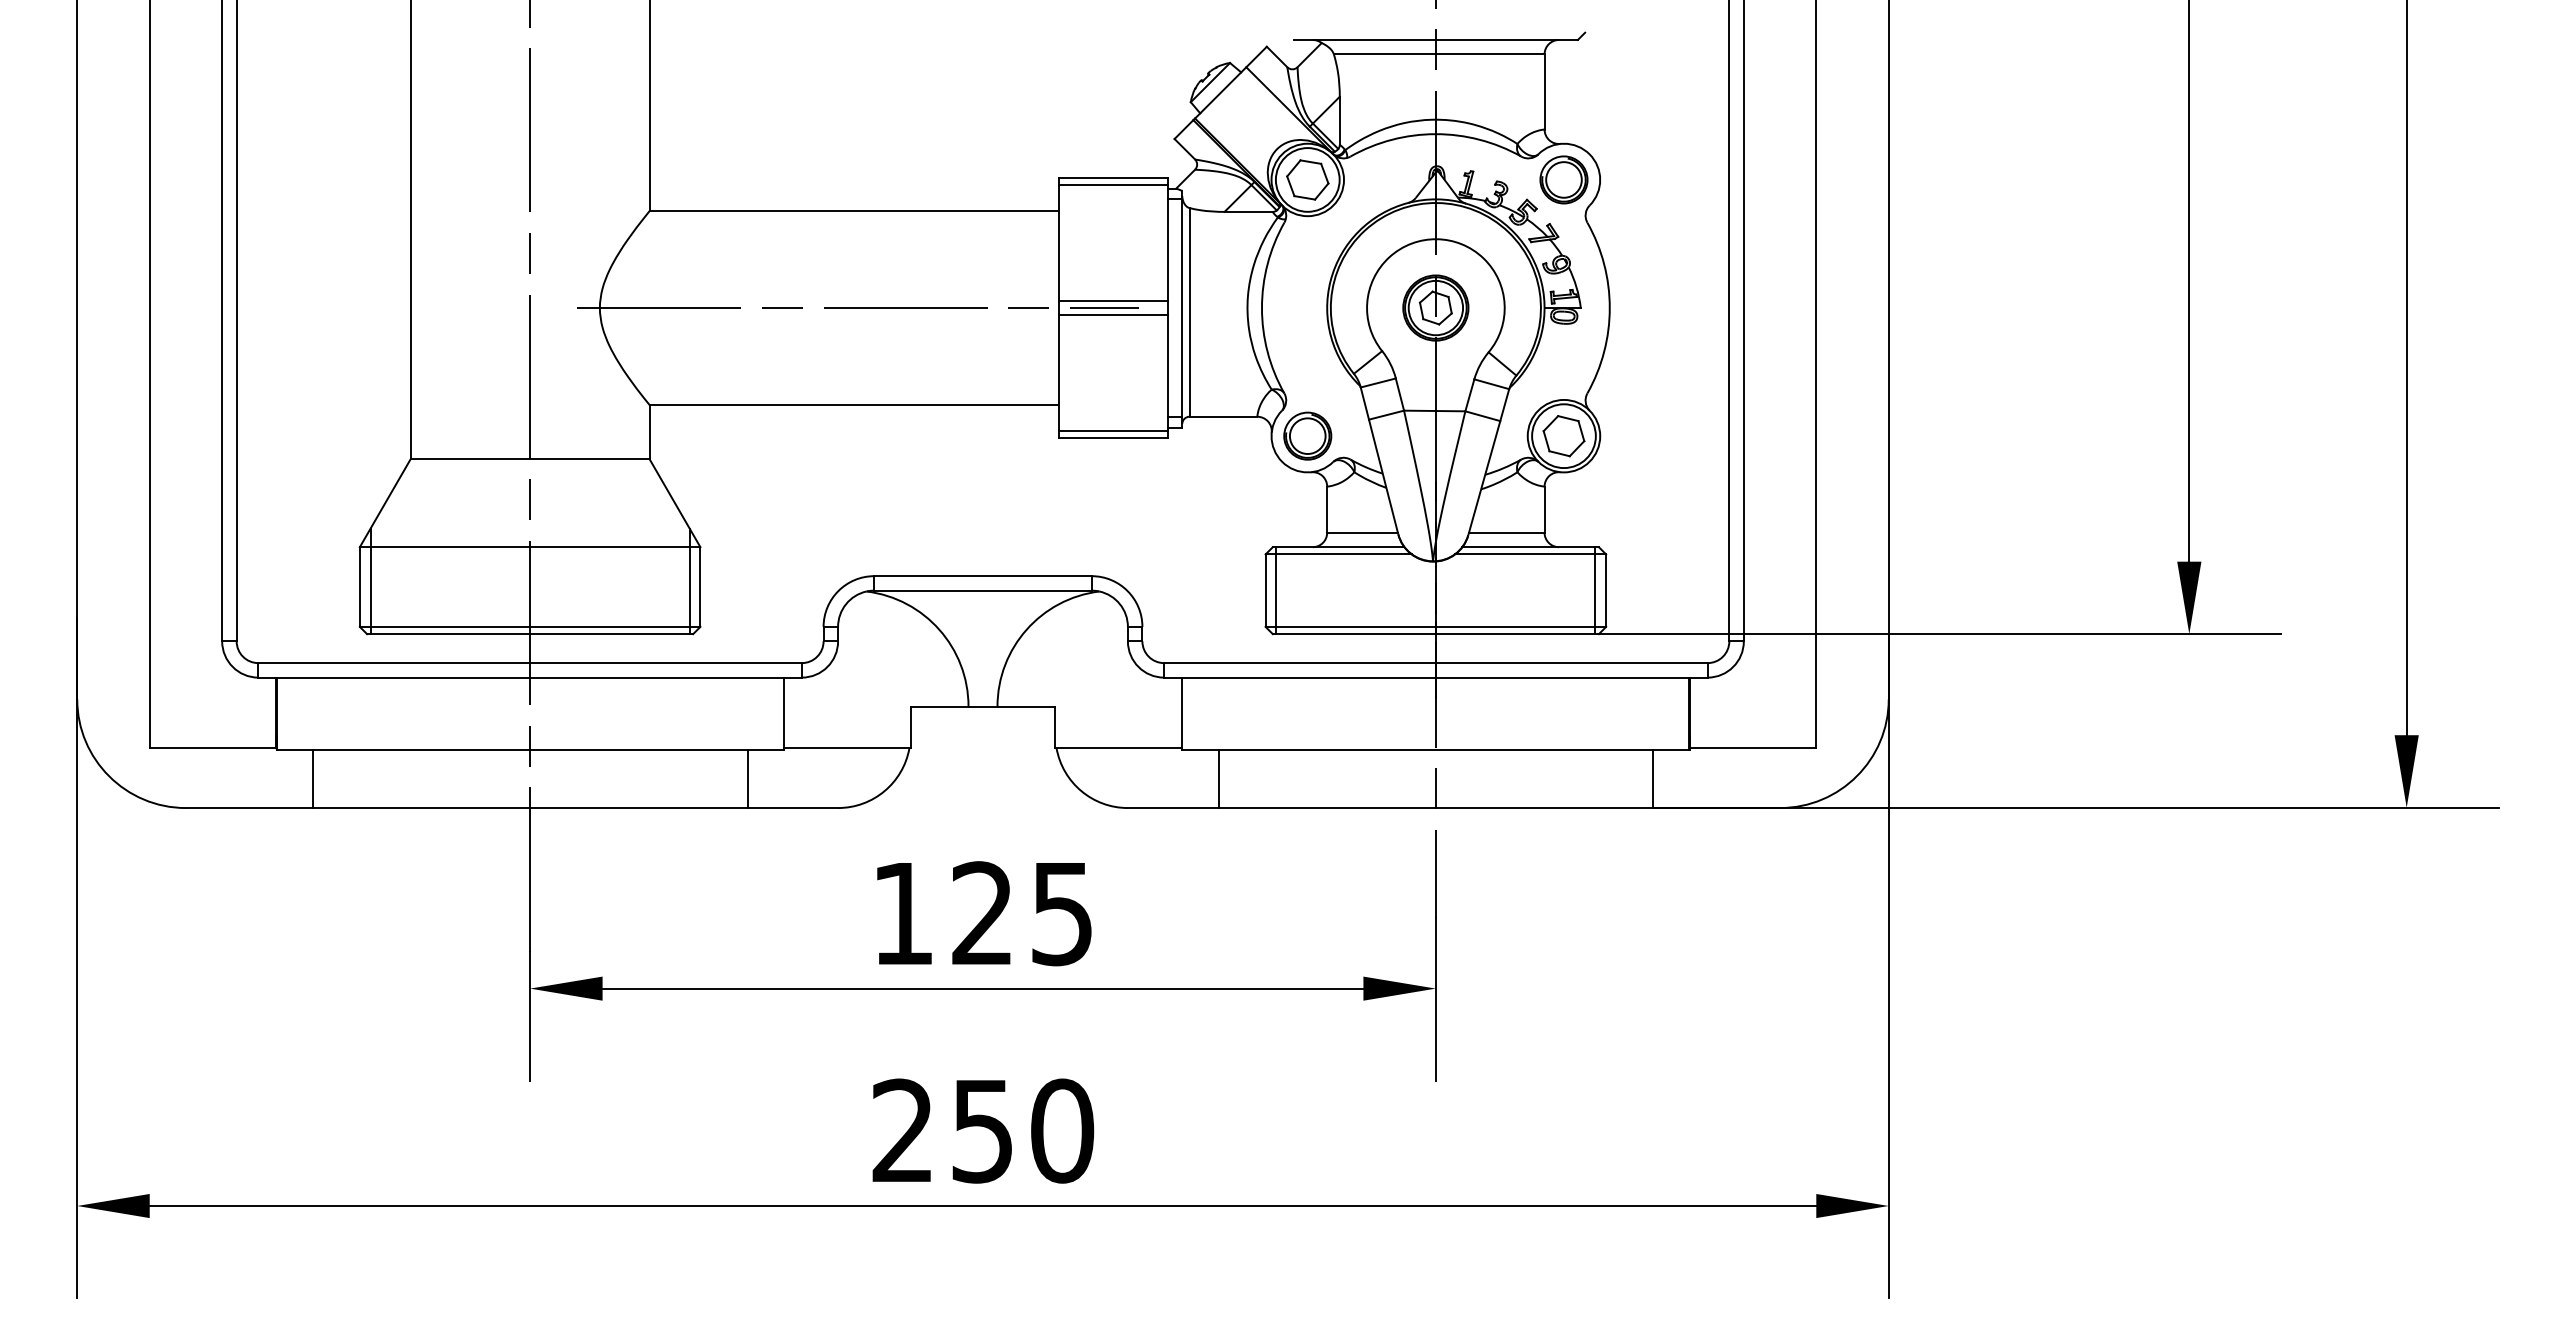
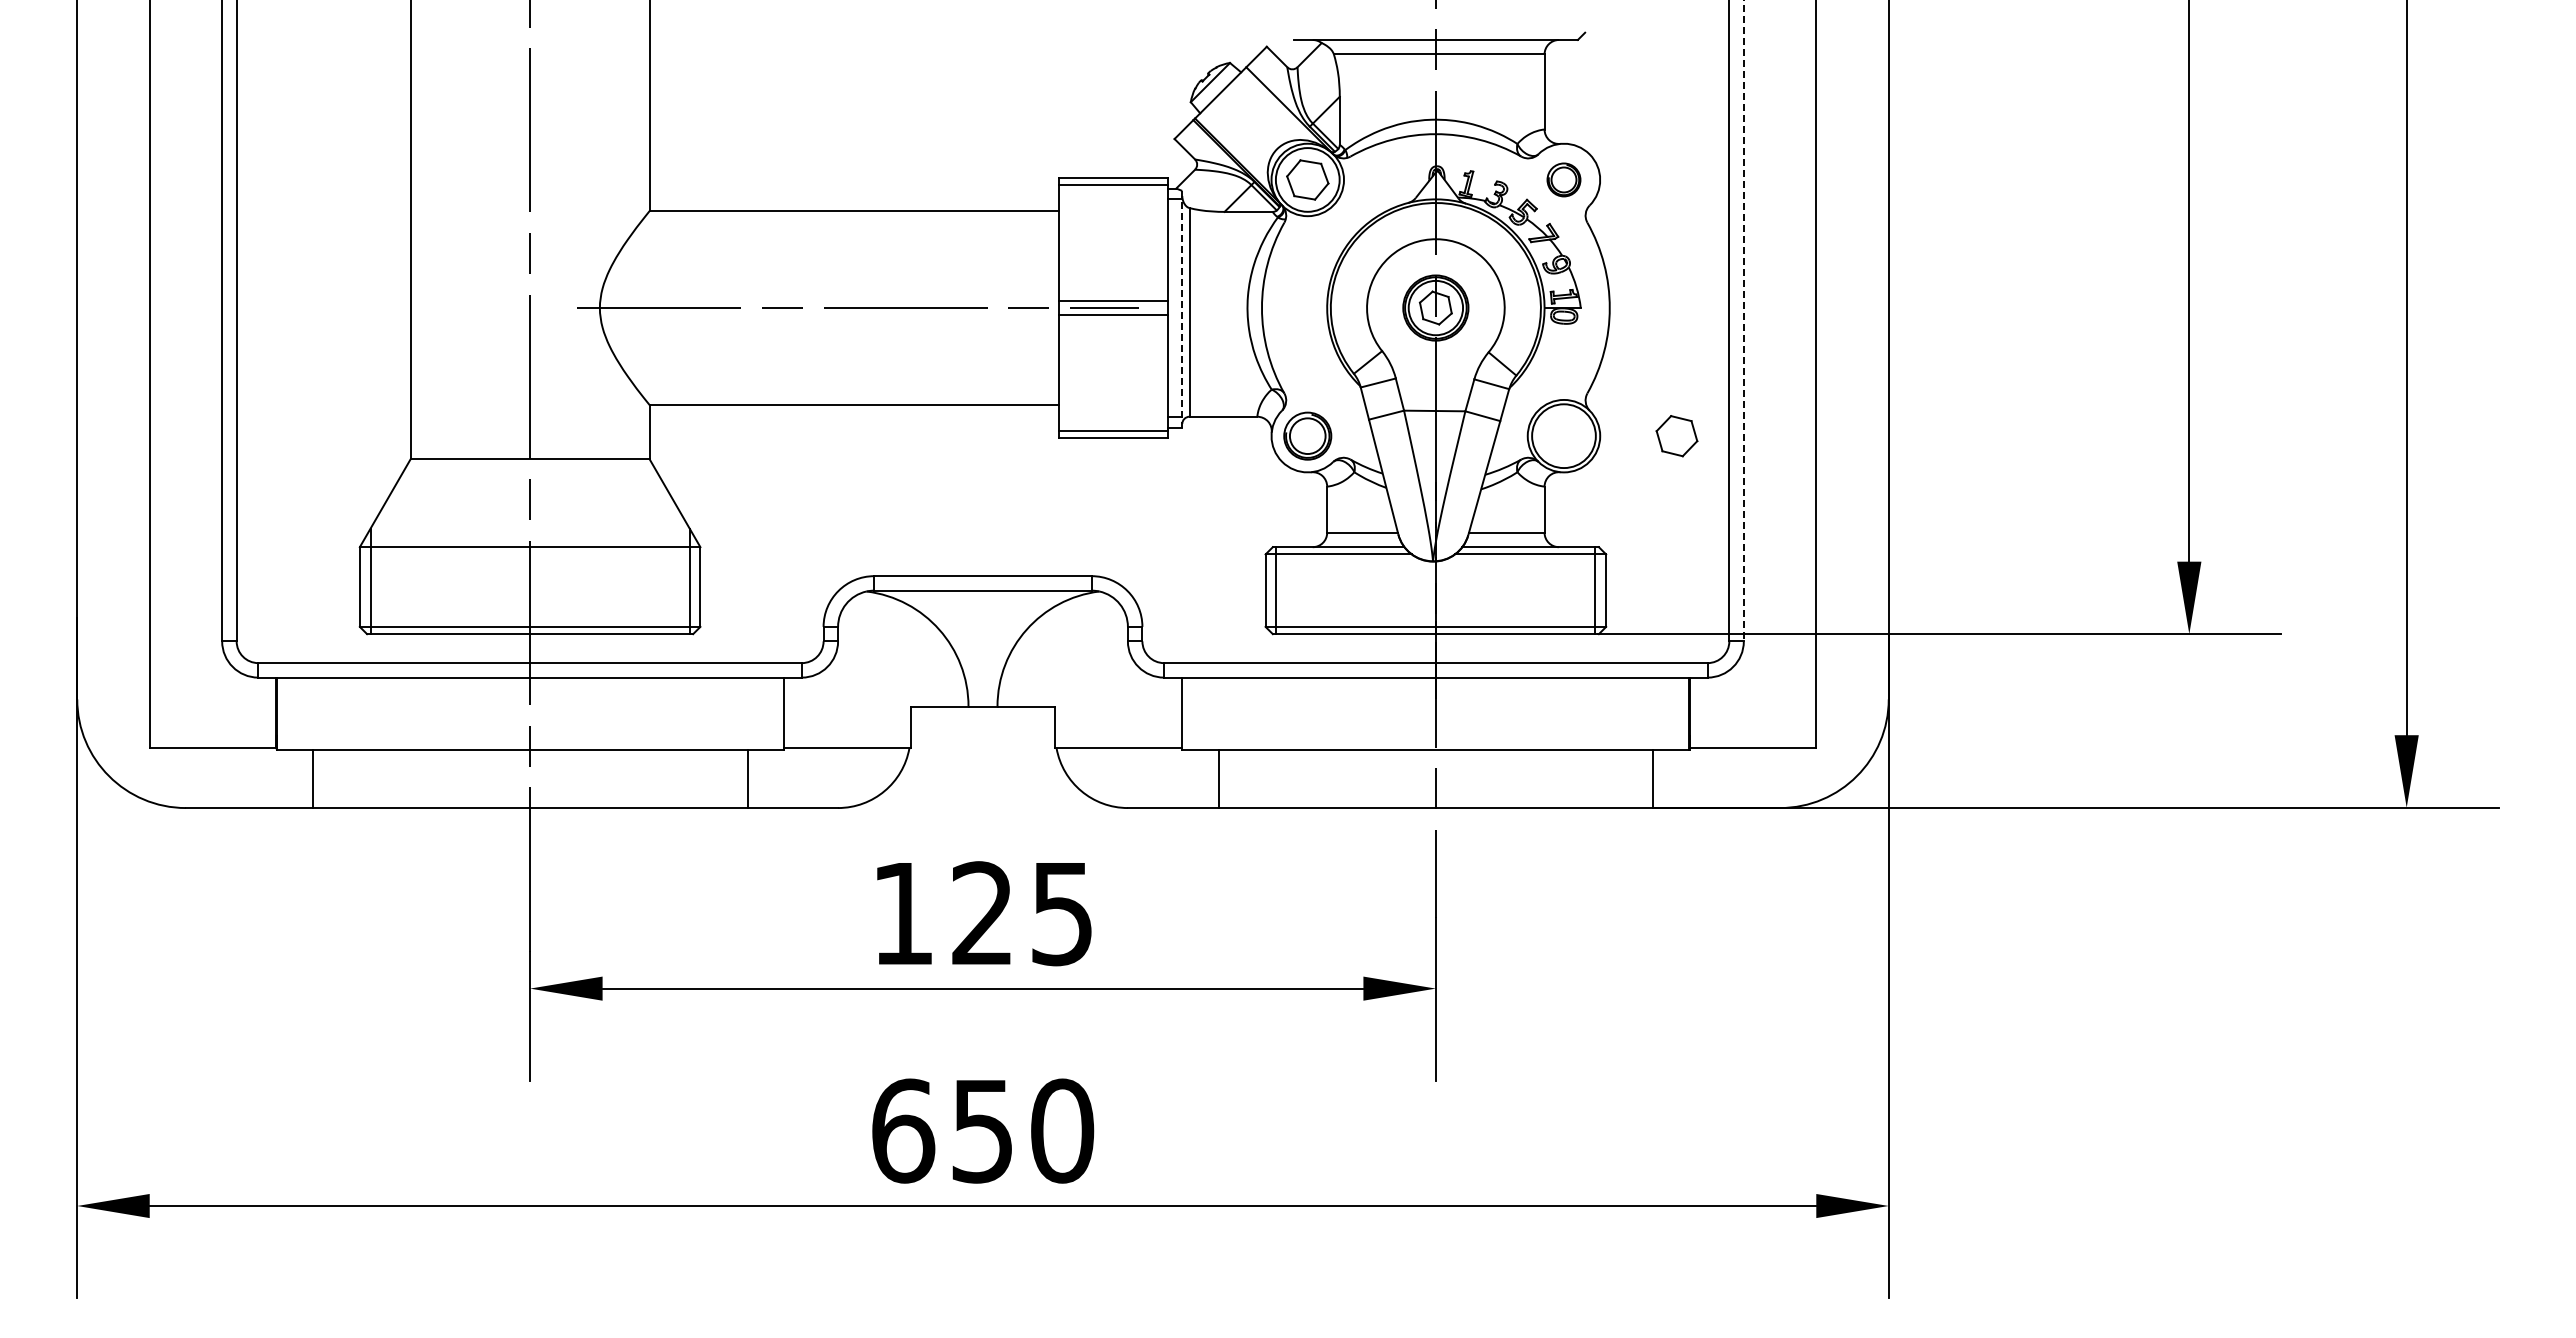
part size: 50x50 px -> 36x36 px (1563, 179)
line: solid -> dashed (1182, 309)
line: solid -> dashed (1743, 321)
part position: (1563, 436) -> (1676, 436) (1676, 436)
text: 250 -> 650 (903, 1130)
